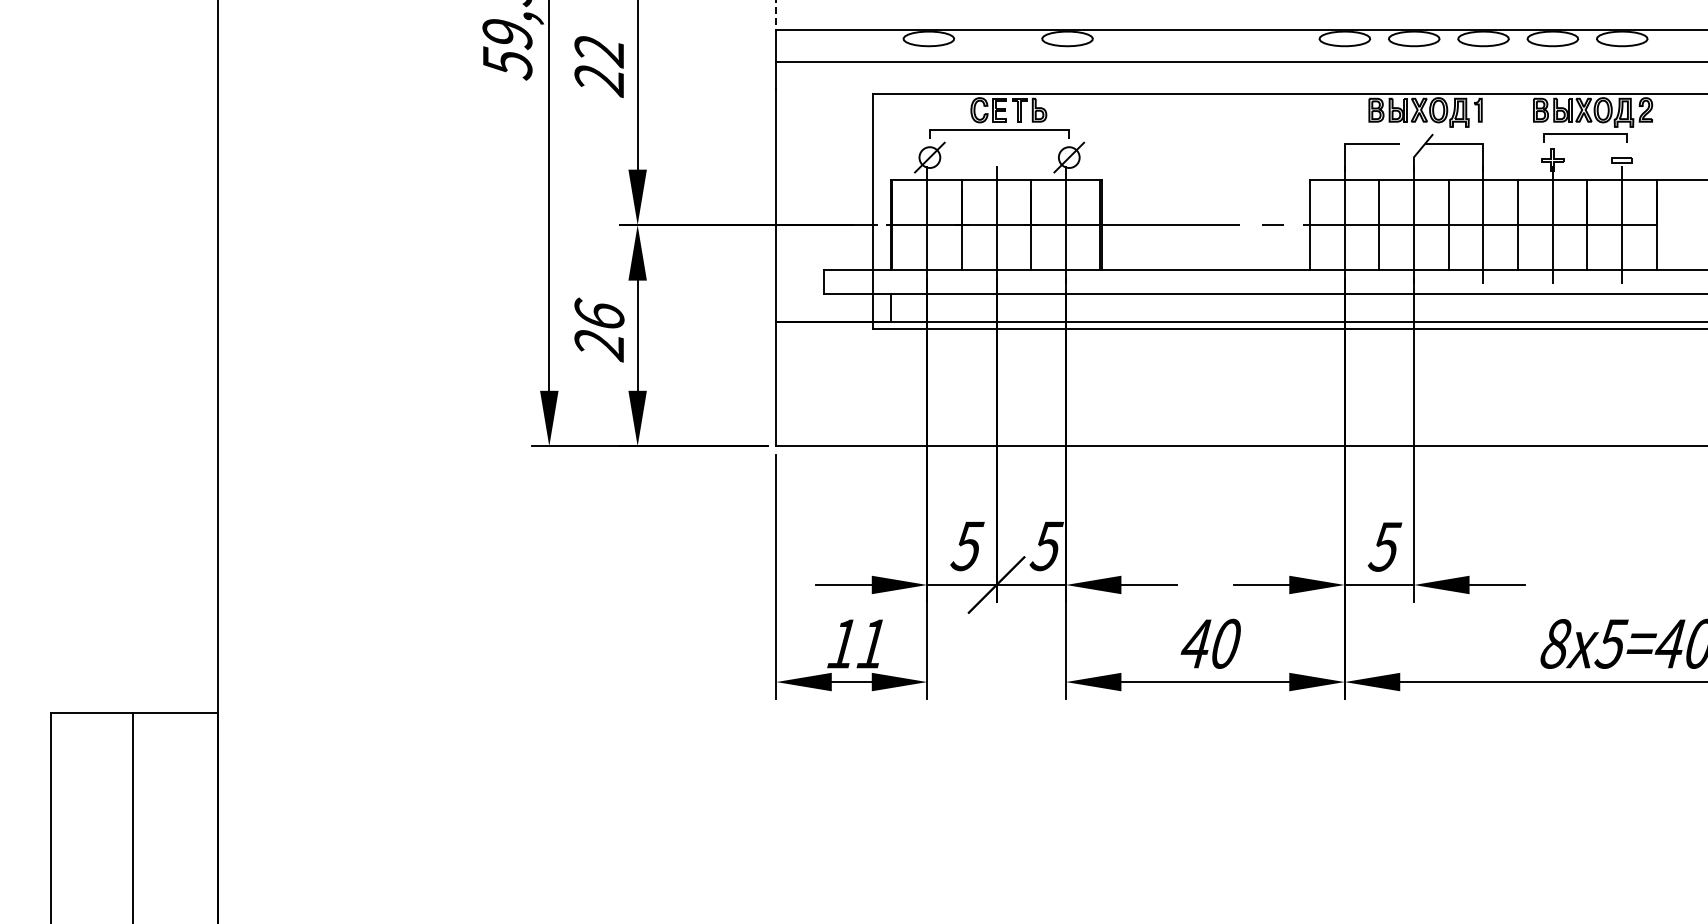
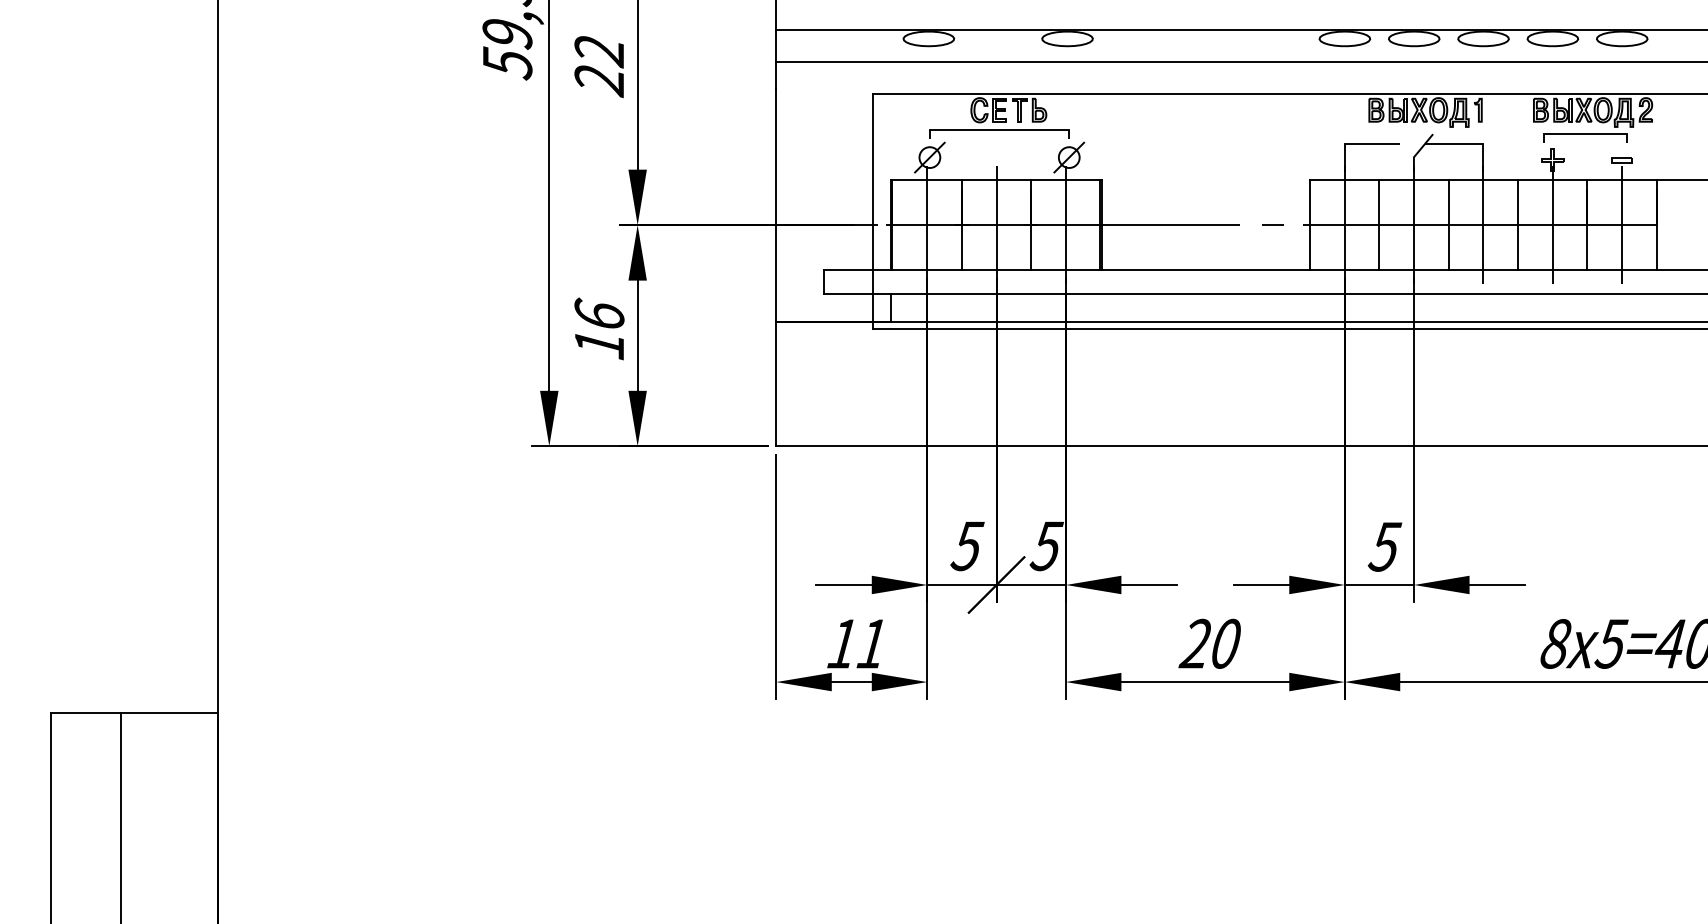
line: dashed -> solid (776, 15)
text: 26 -> 16 (598, 346)
text: 40 -> 20 (1194, 643)
line position: (132, 816) -> (120, 816) (120, 816)
